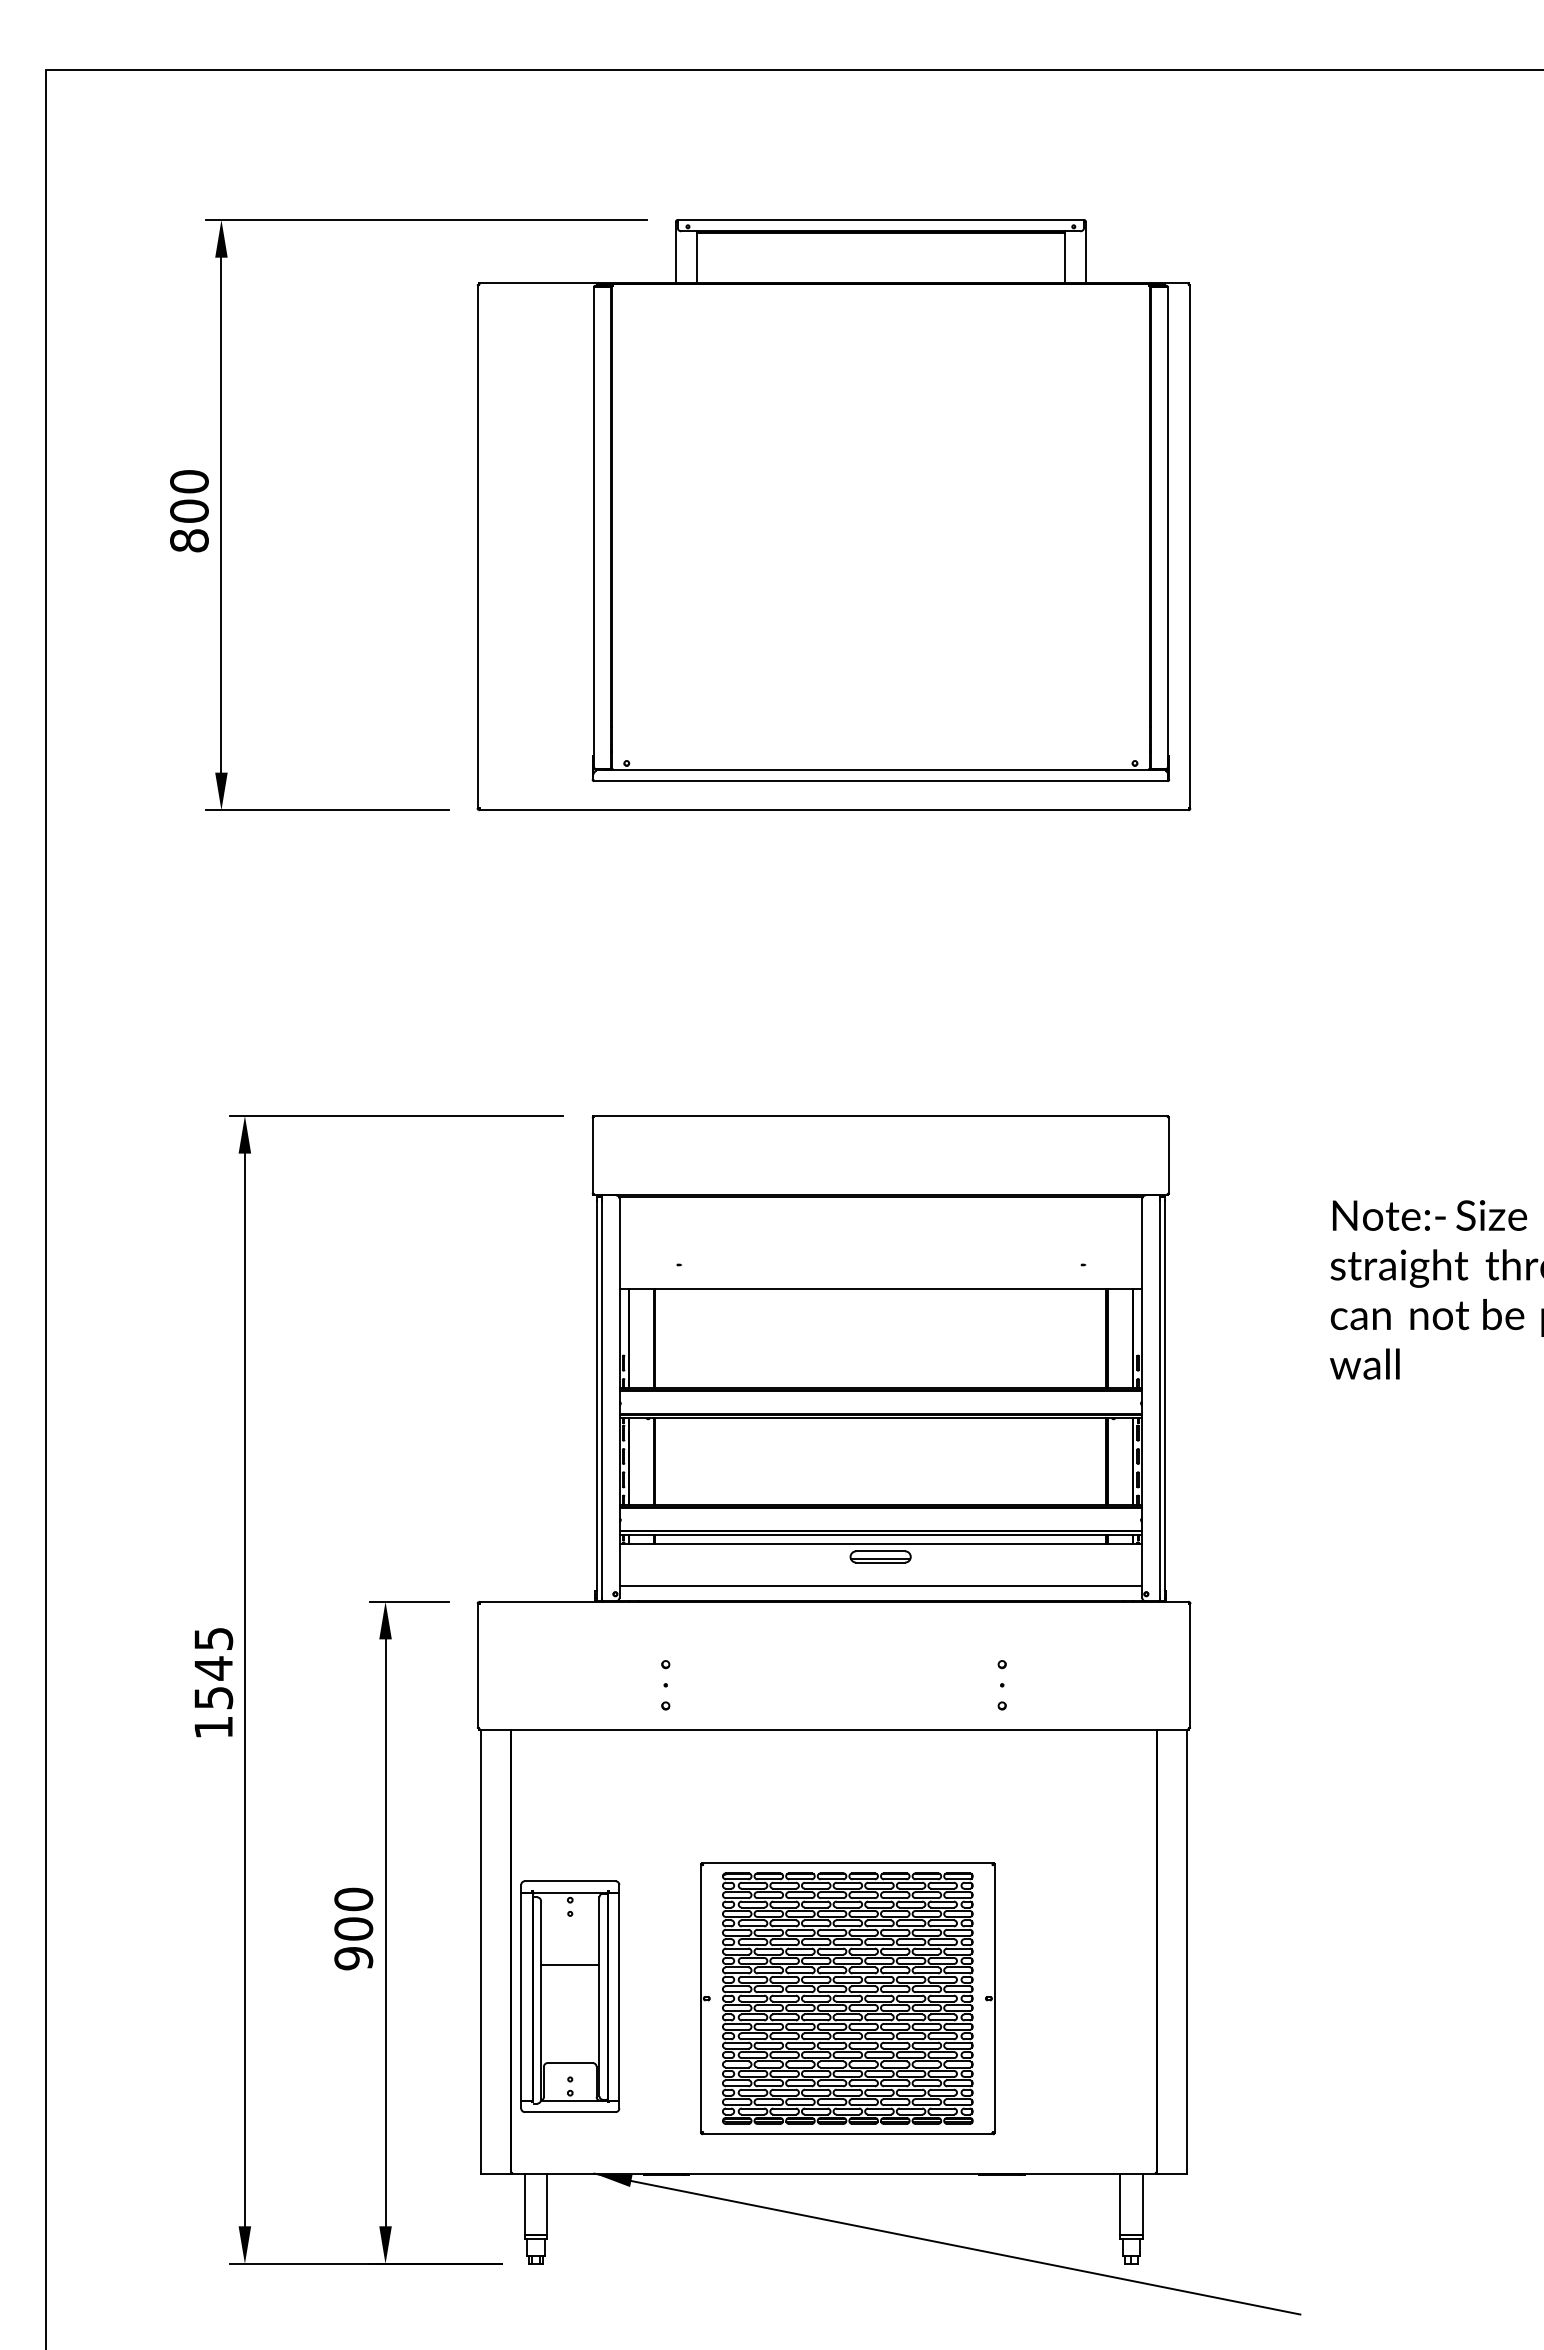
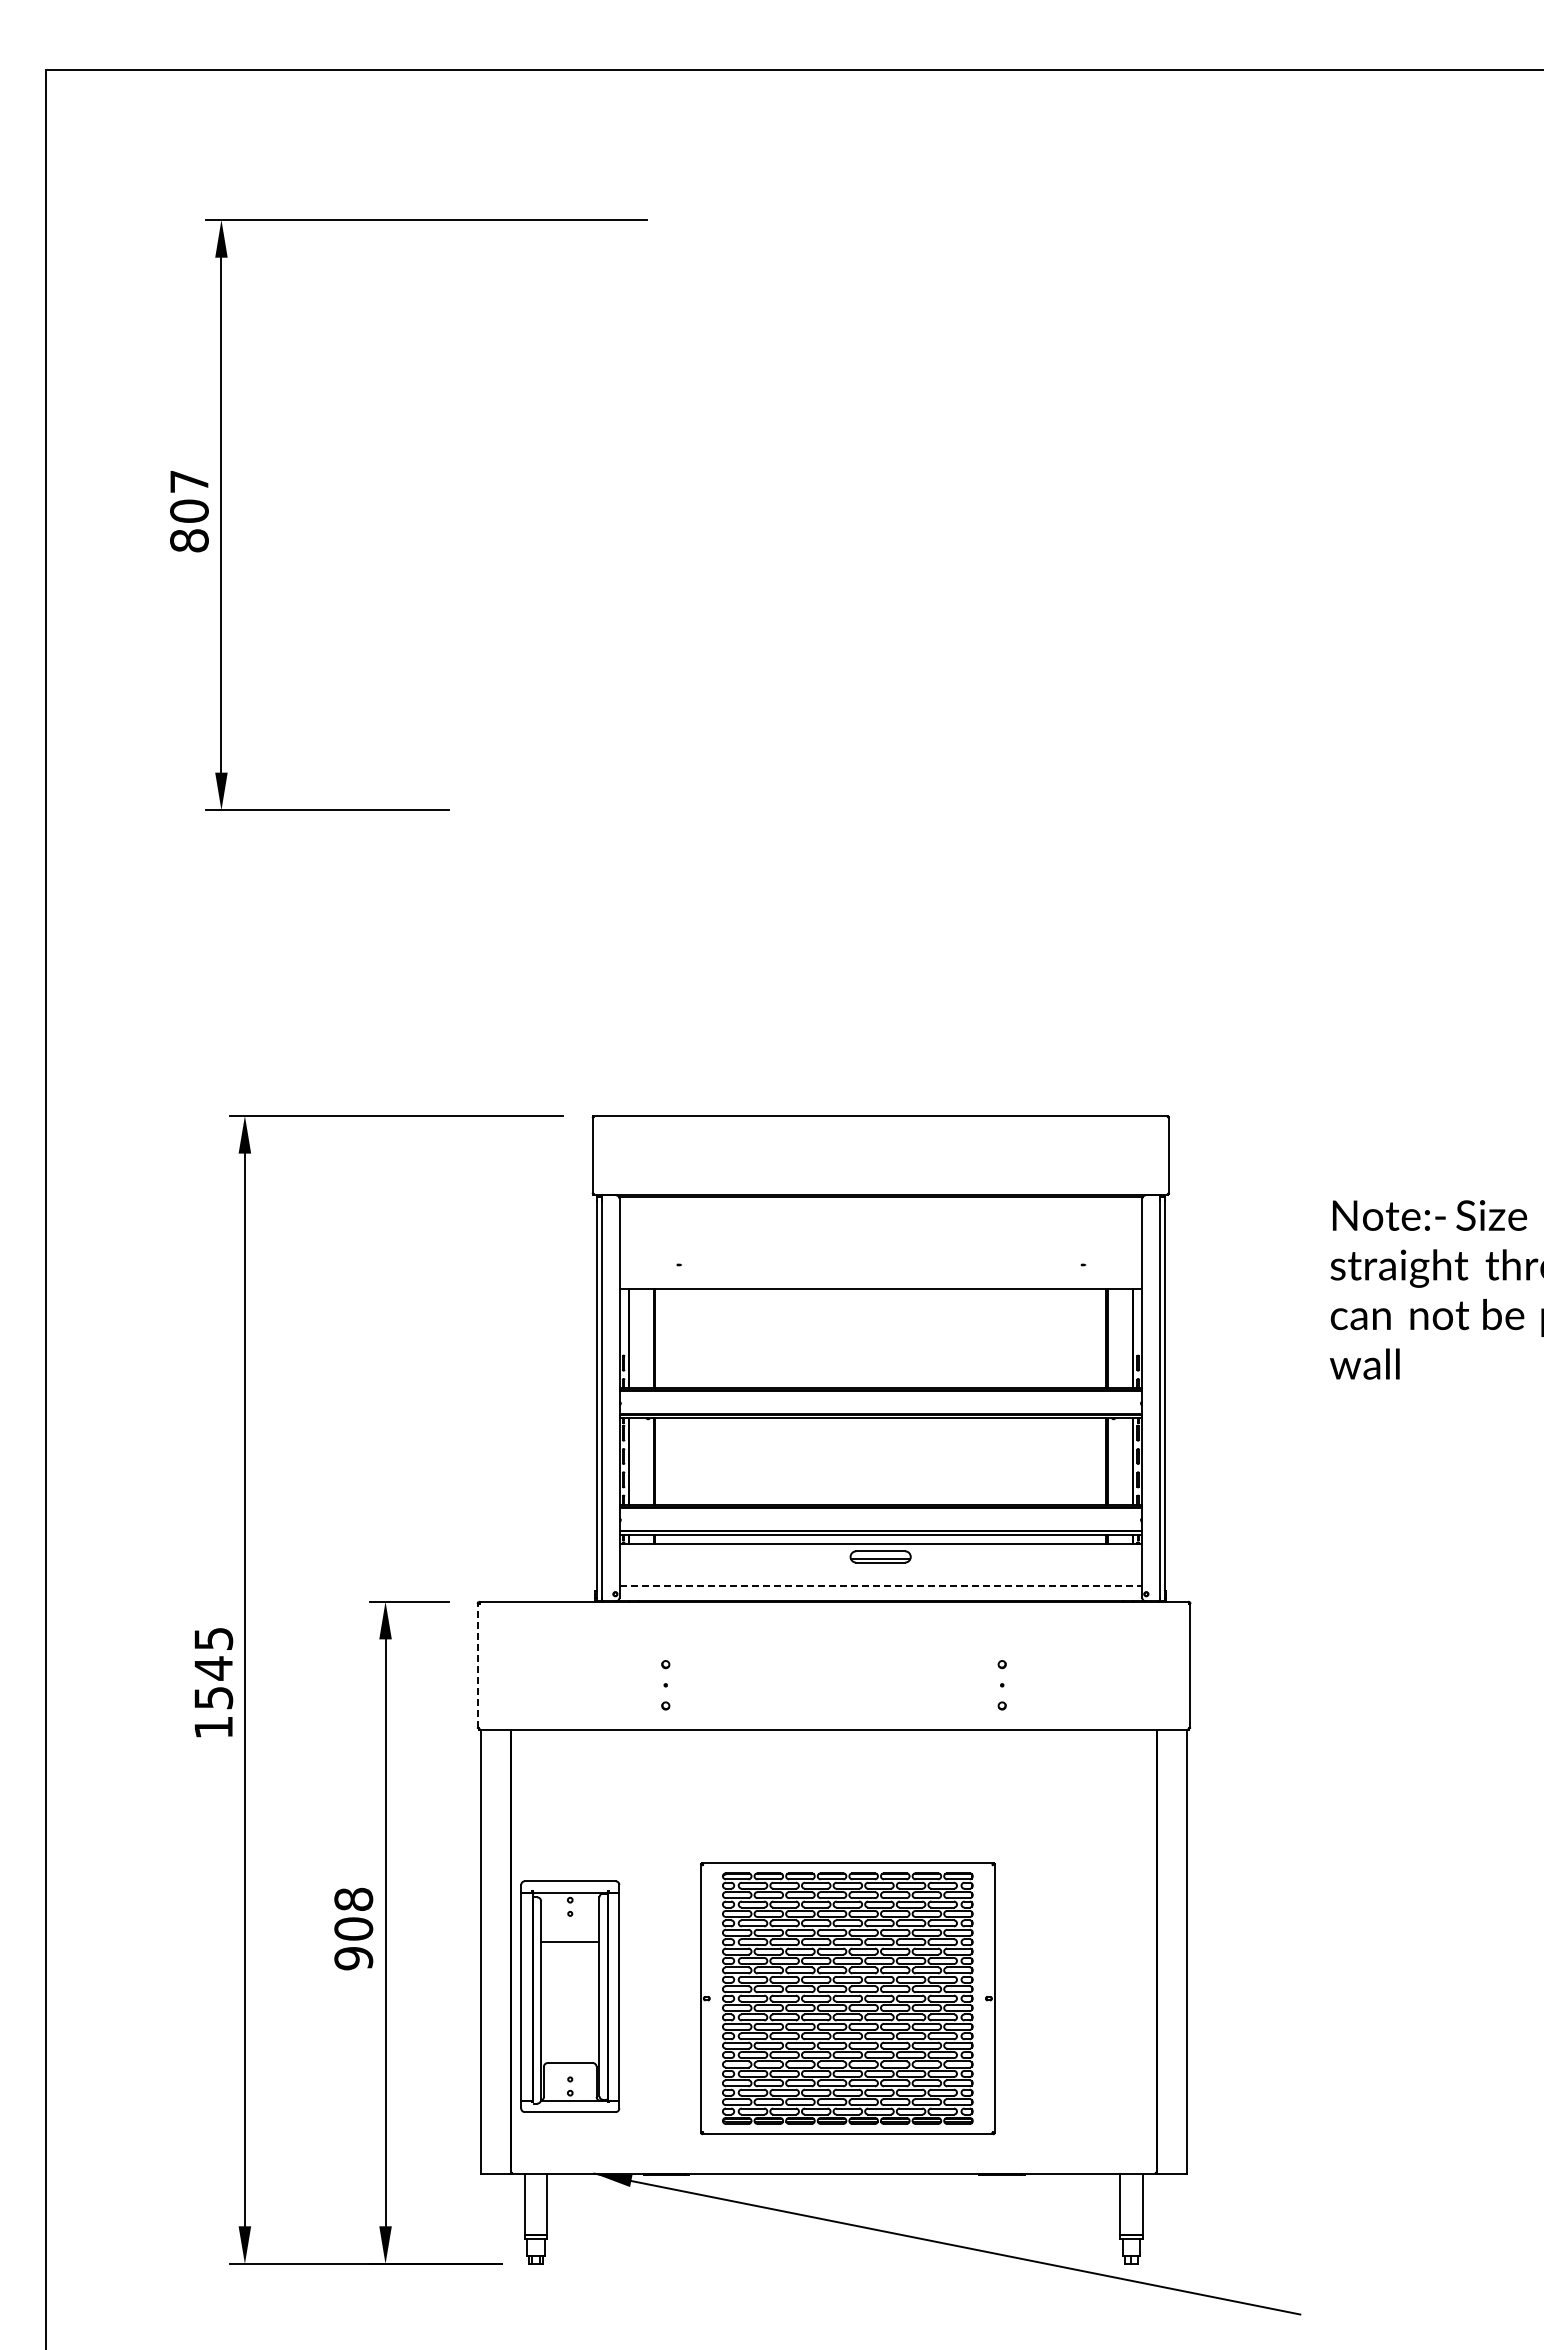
text: 800 -> 807 (189, 481)
part: present -> none (833, 514)
line: solid -> dashed (881, 1586)
line: solid -> dashed (477, 1665)
text: 900 -> 908 (353, 1899)
line position: (570, 1965) -> (570, 1942) (570, 1942)
